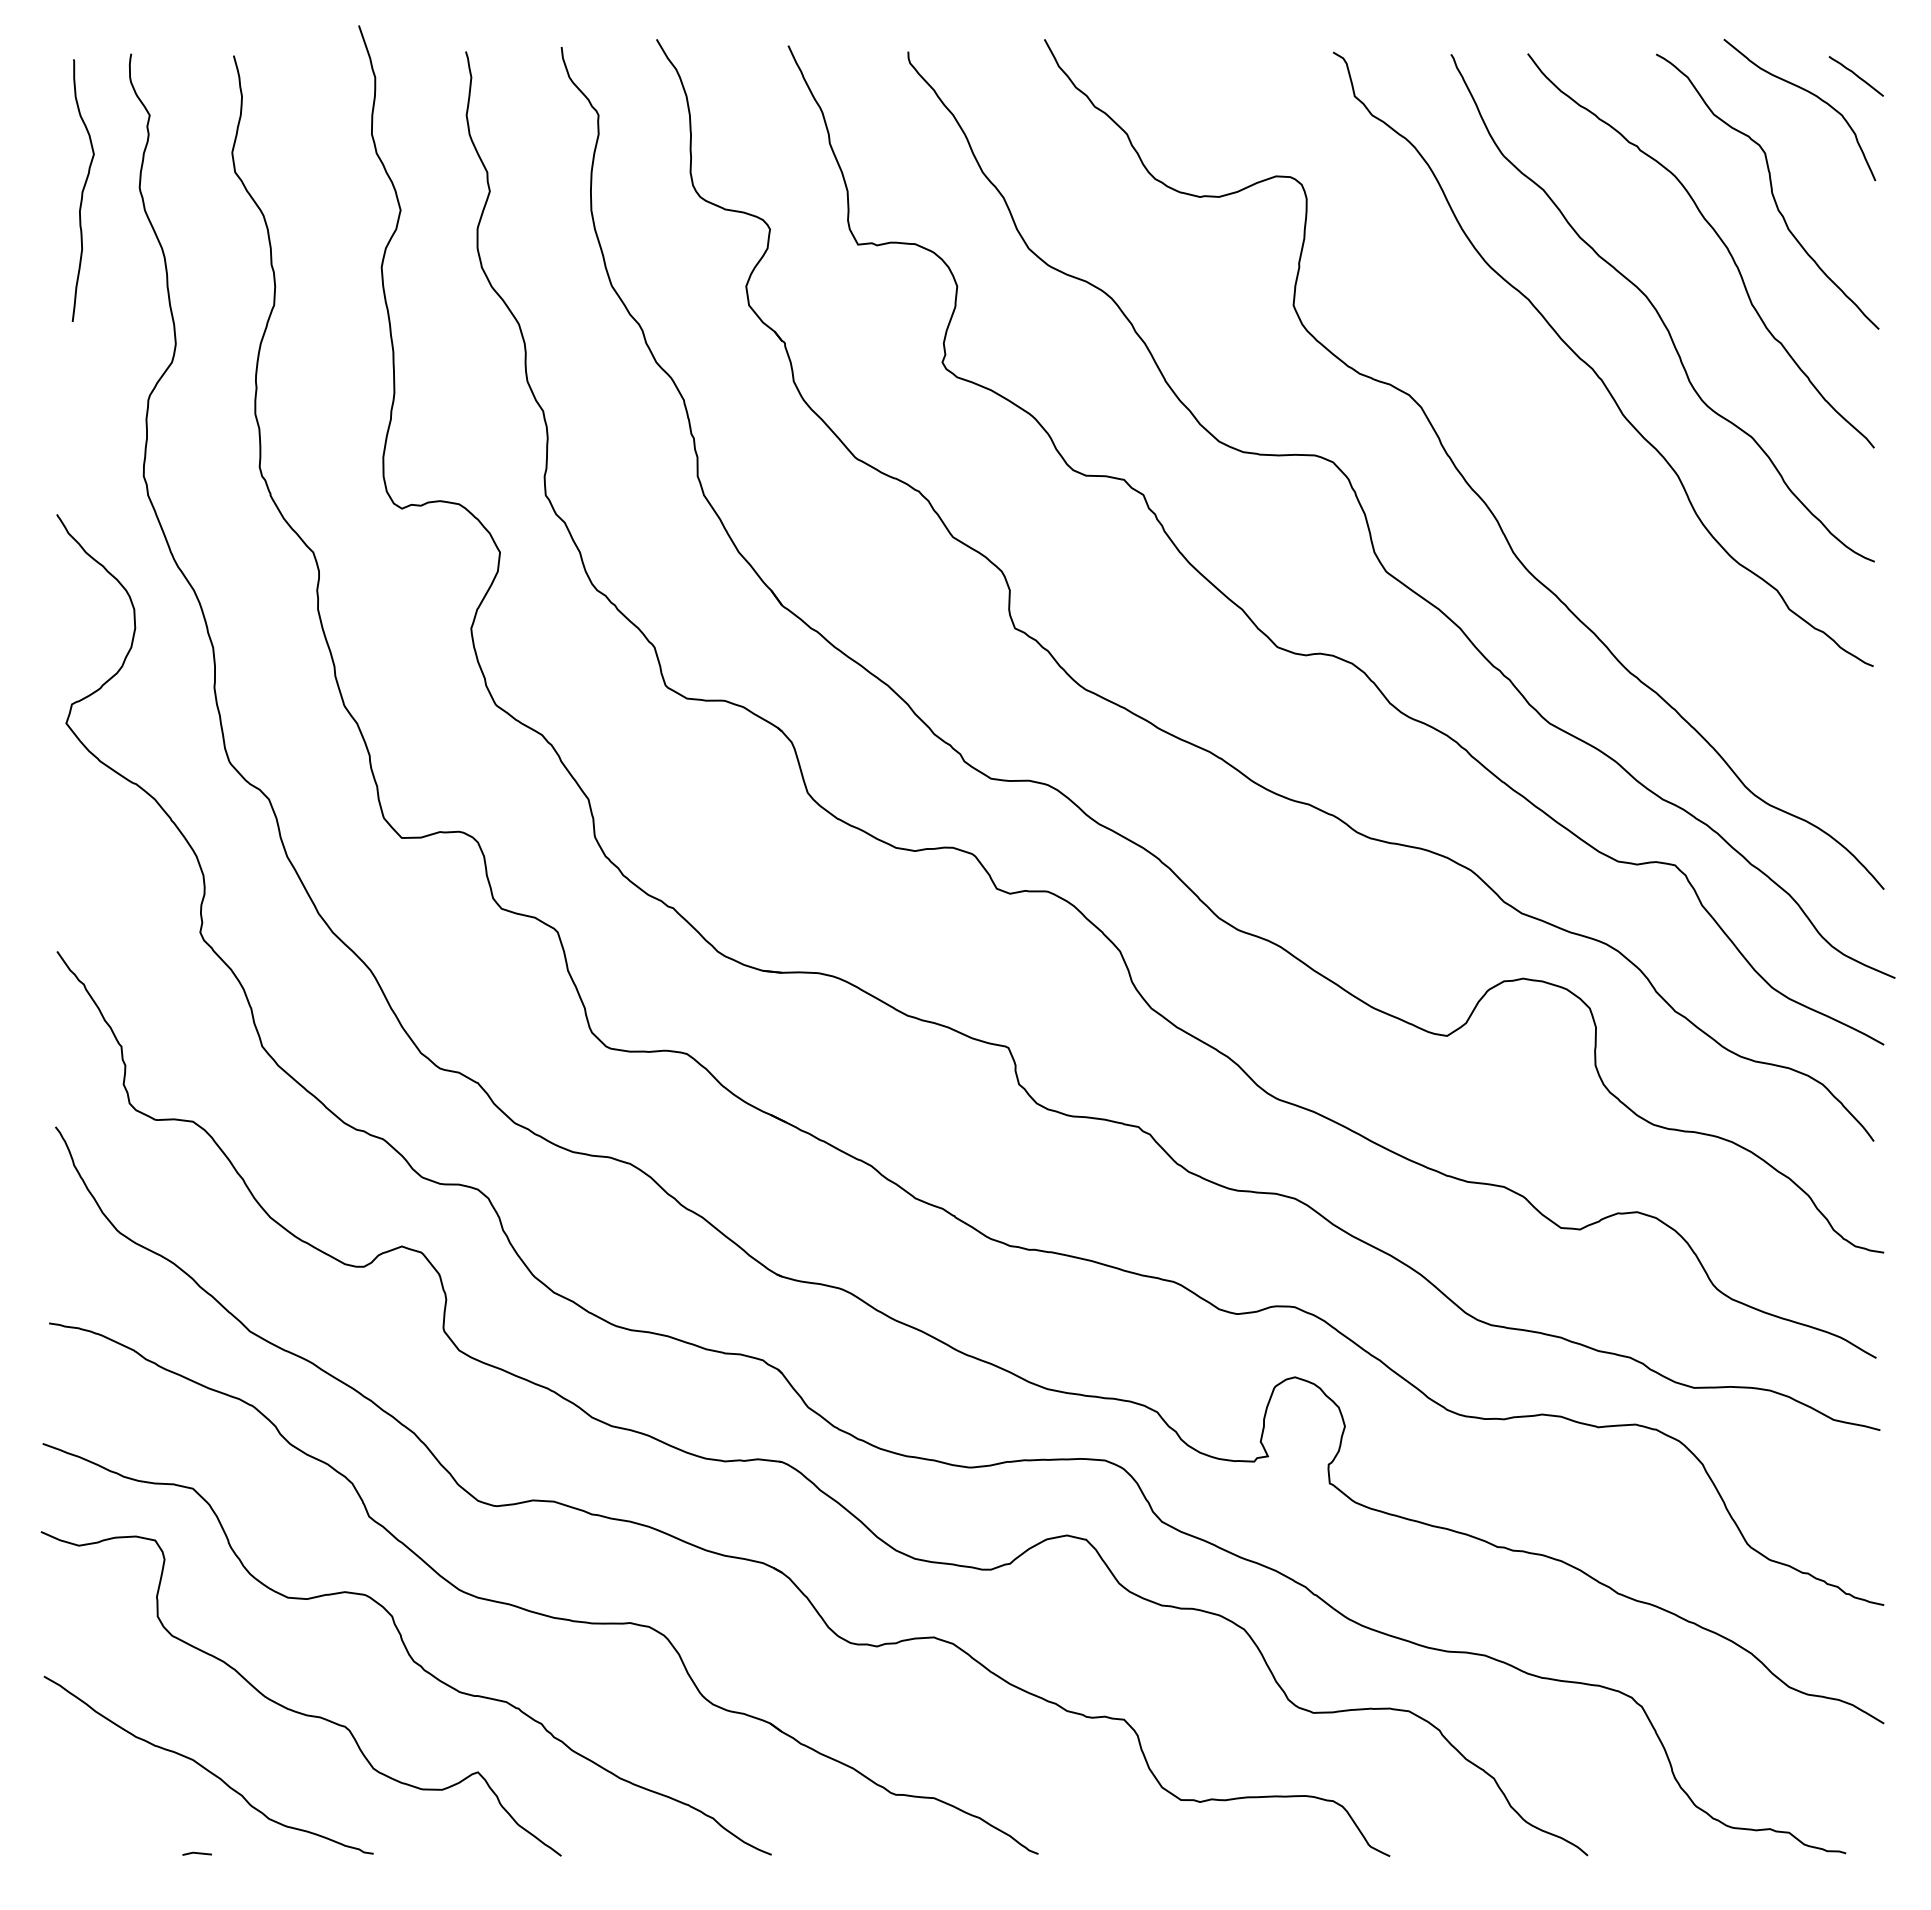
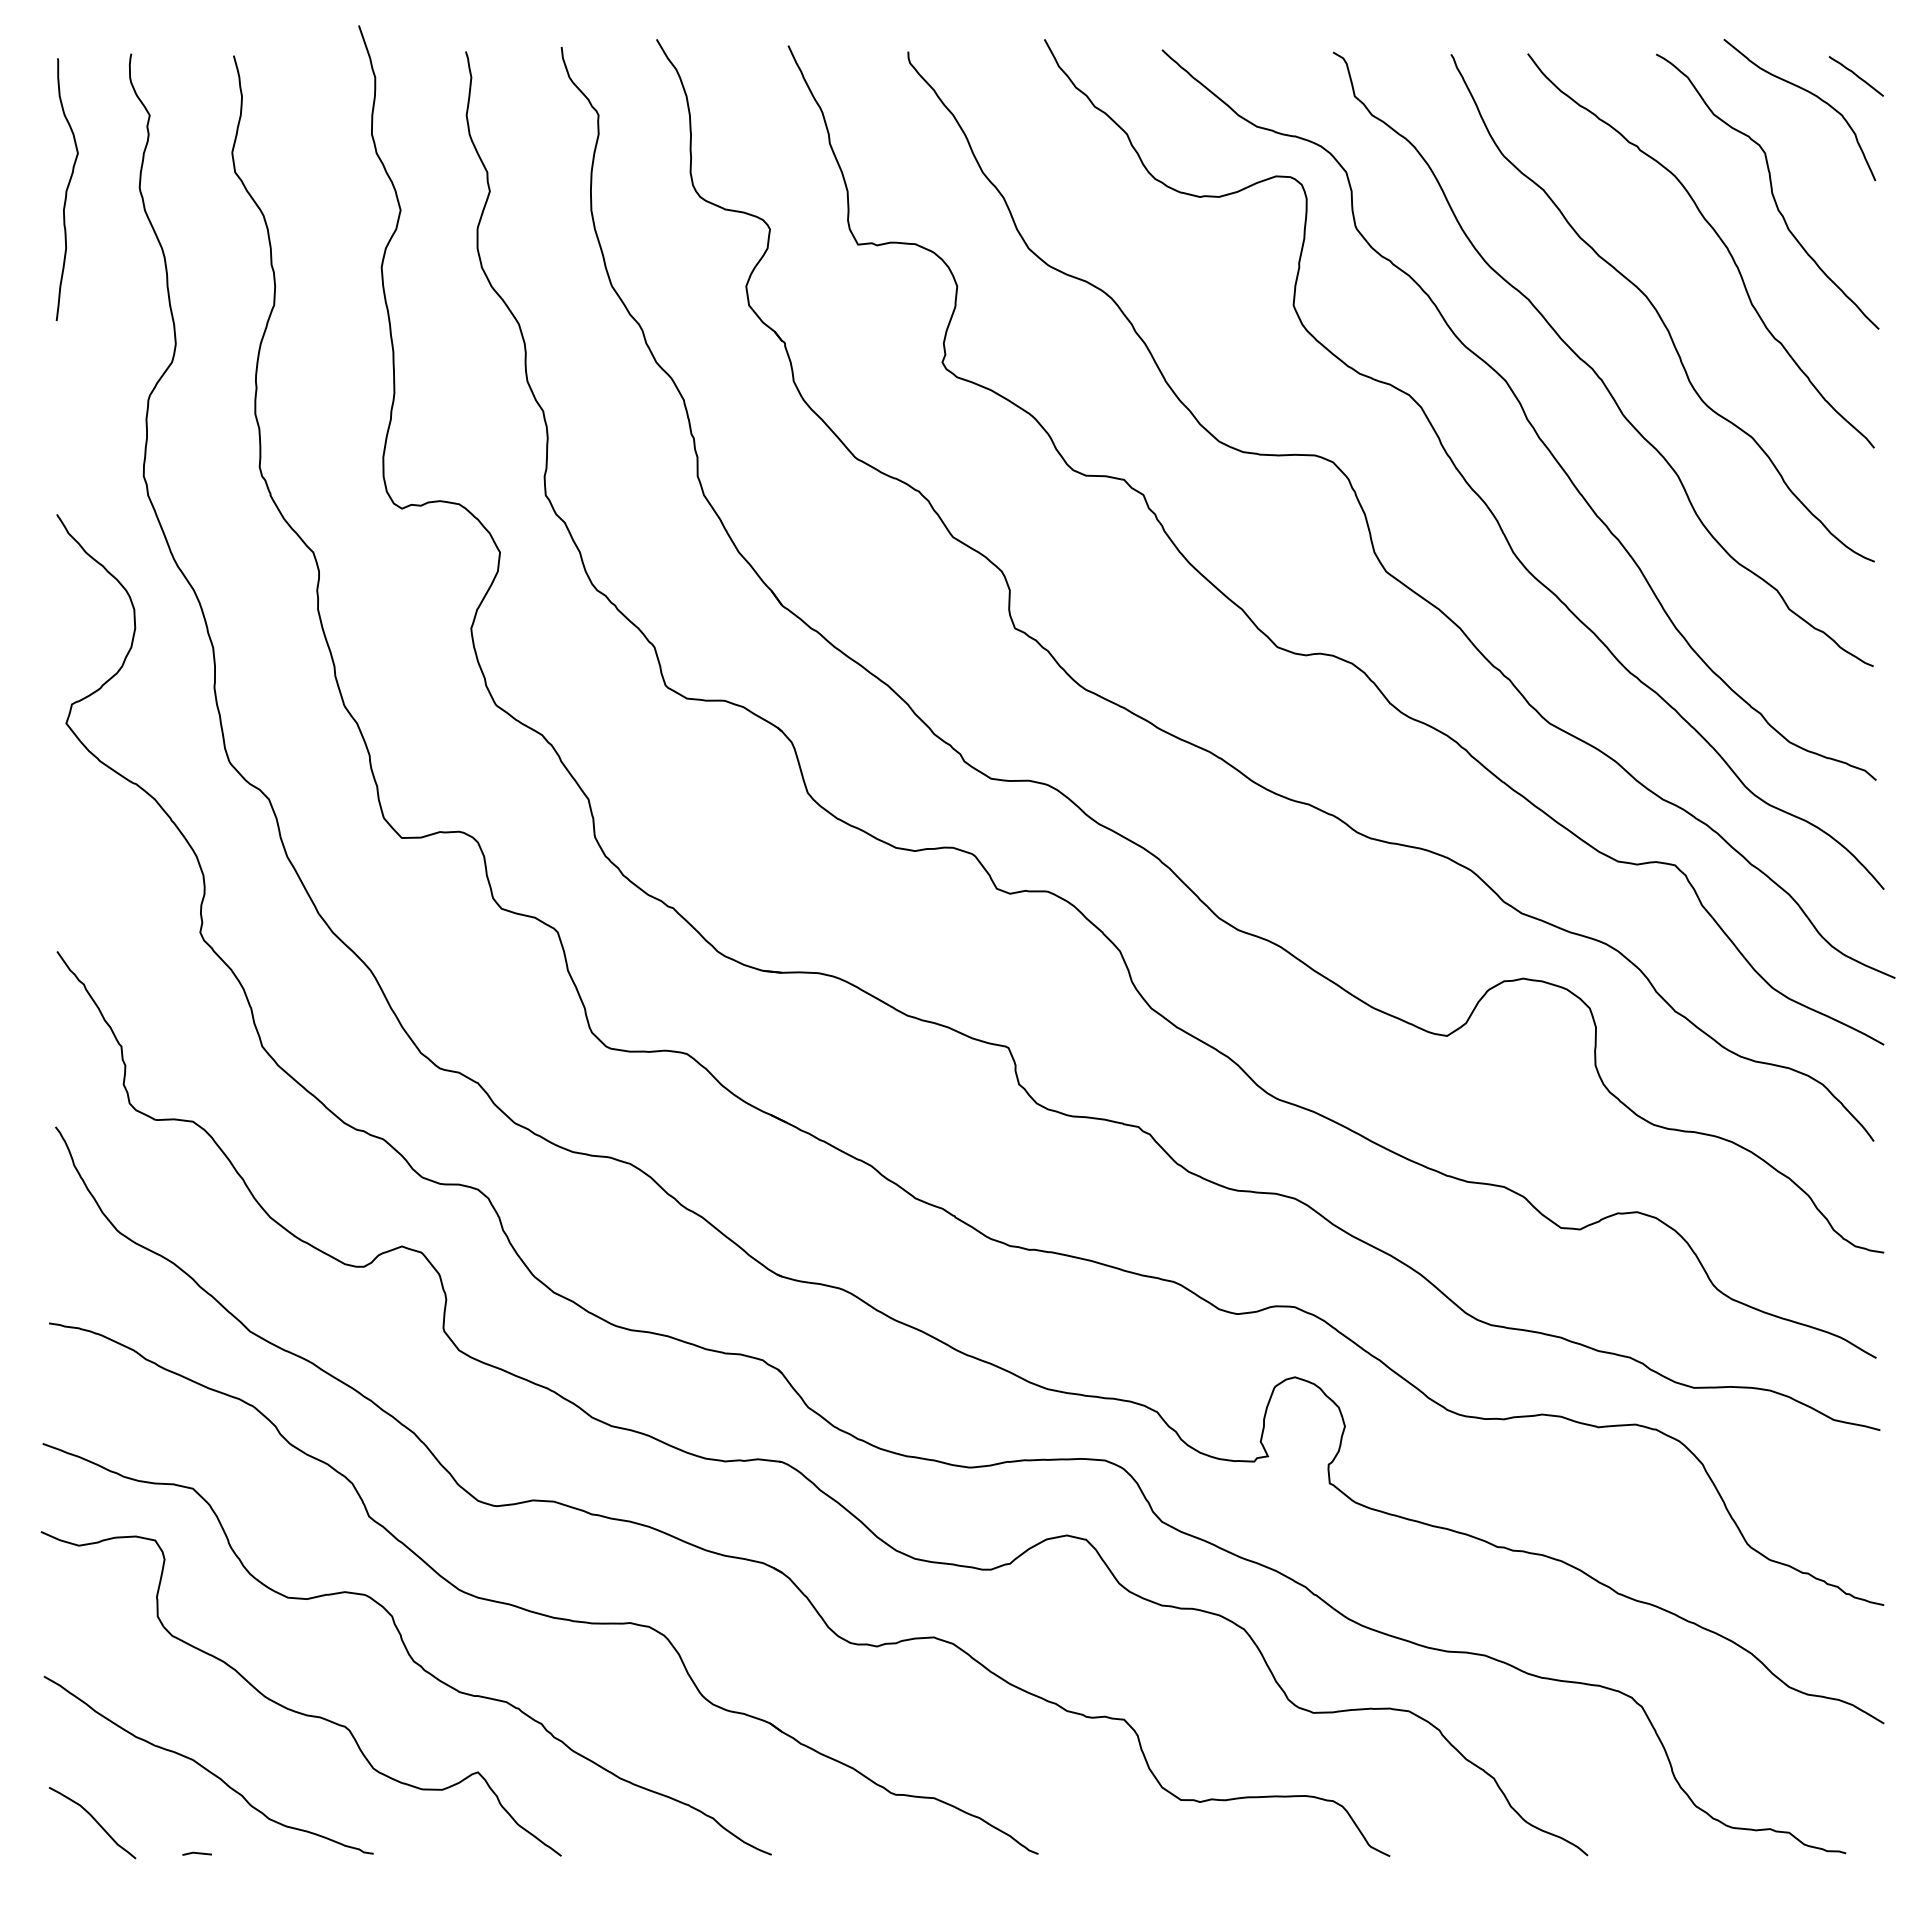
curve position: (82, 190) -> (66, 189) (66, 189)
curve: none -> present (1522, 411)
curve: none -> present (94, 1820)
